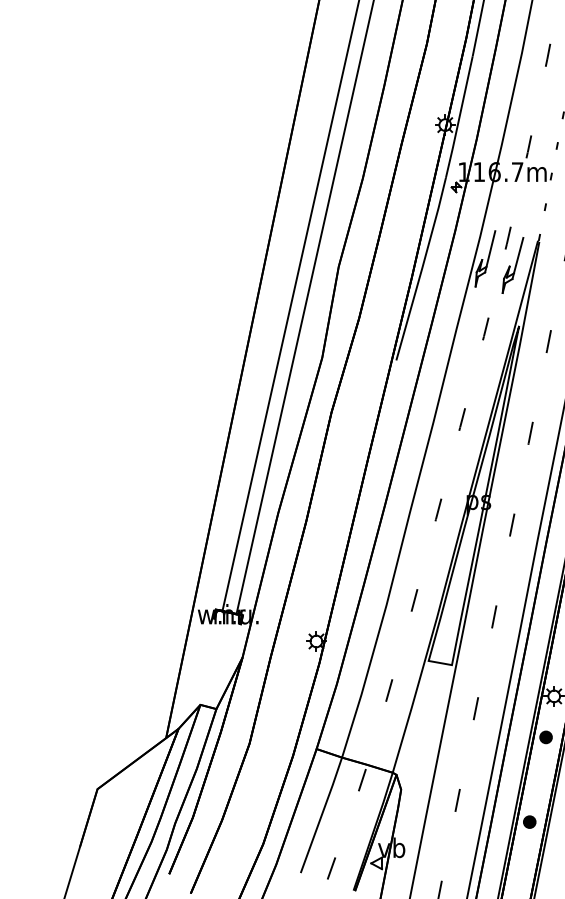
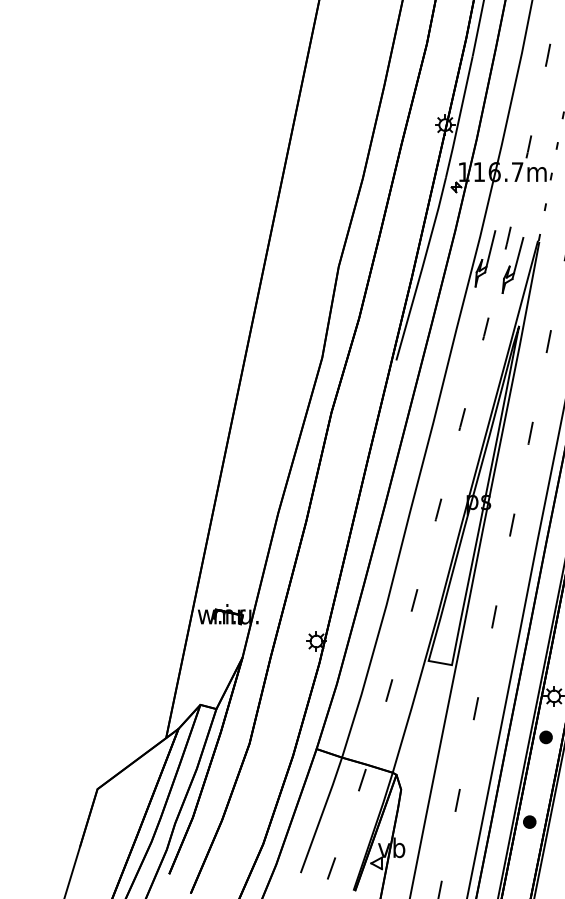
line: present -> none (290, 306)
line: present -> none (304, 308)
